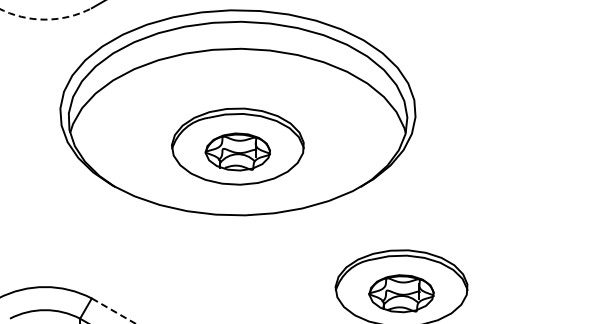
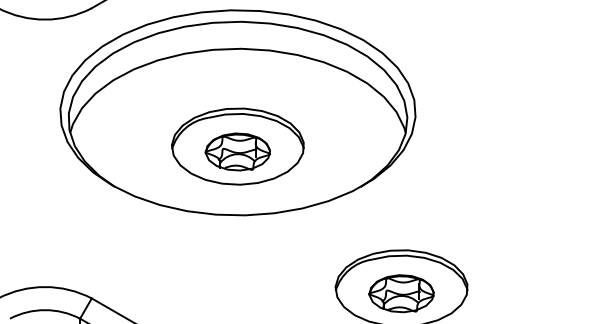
arc: dashed -> solid (45, 19)
line: dashed -> solid (114, 311)
